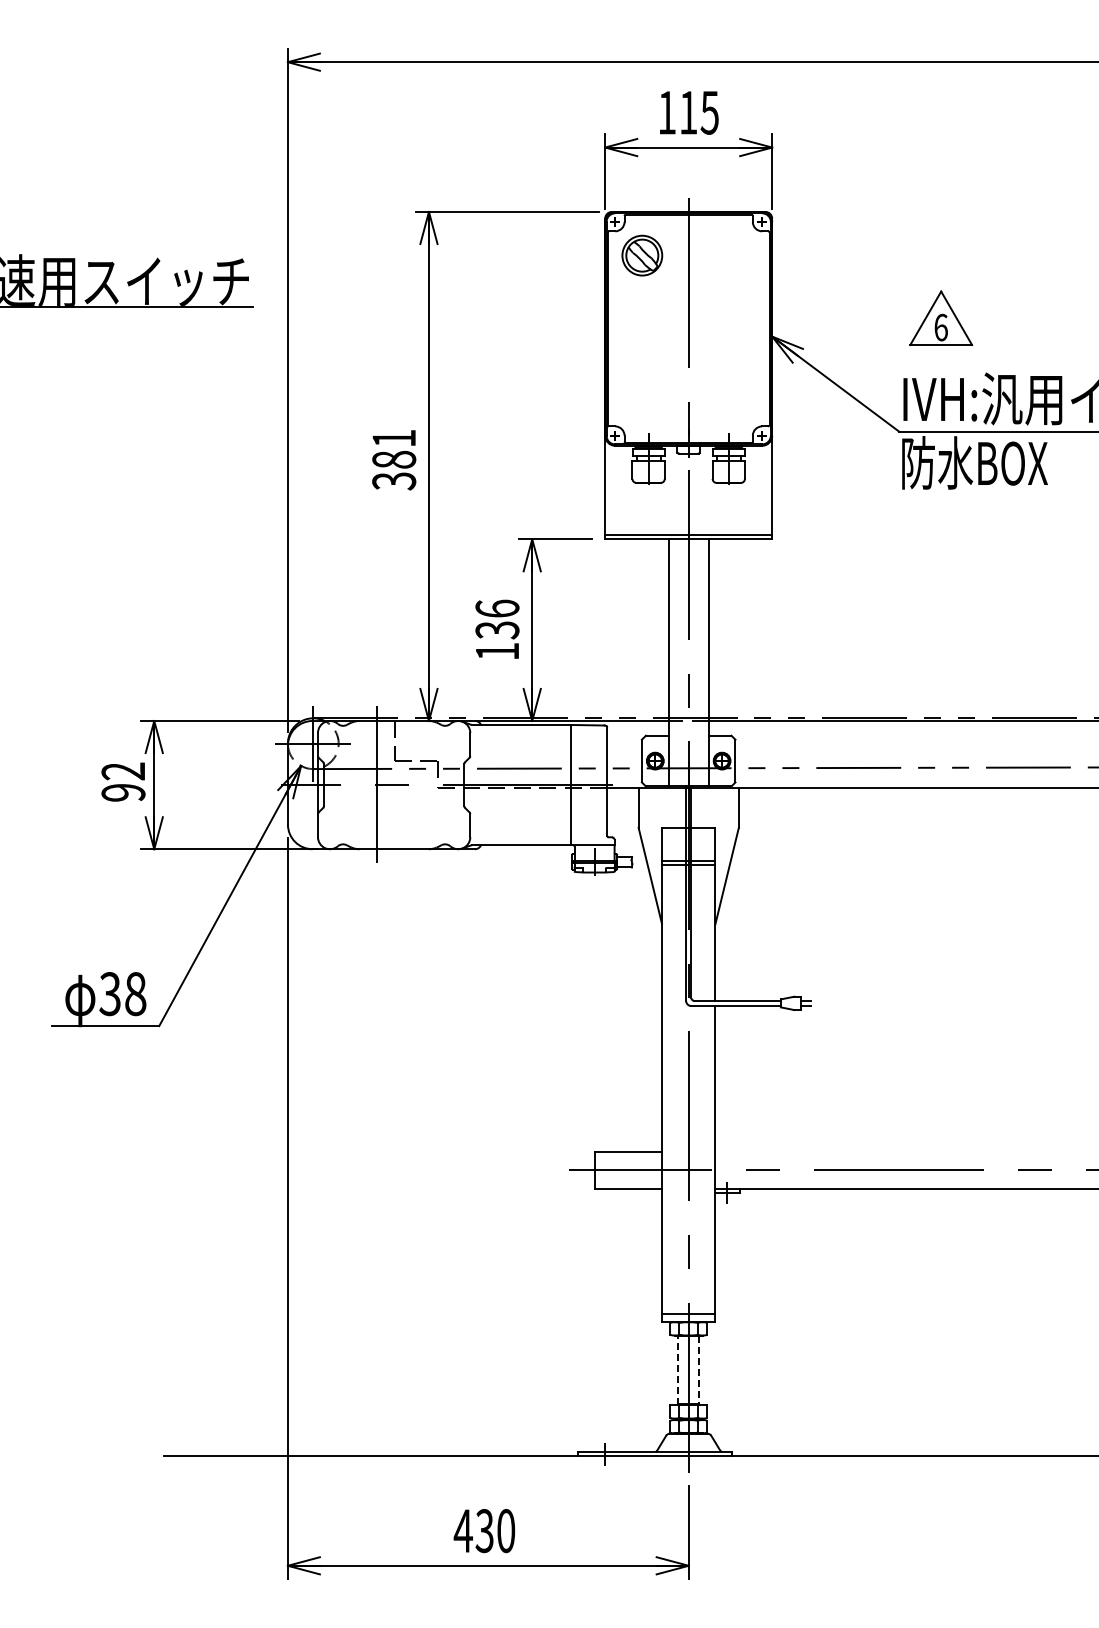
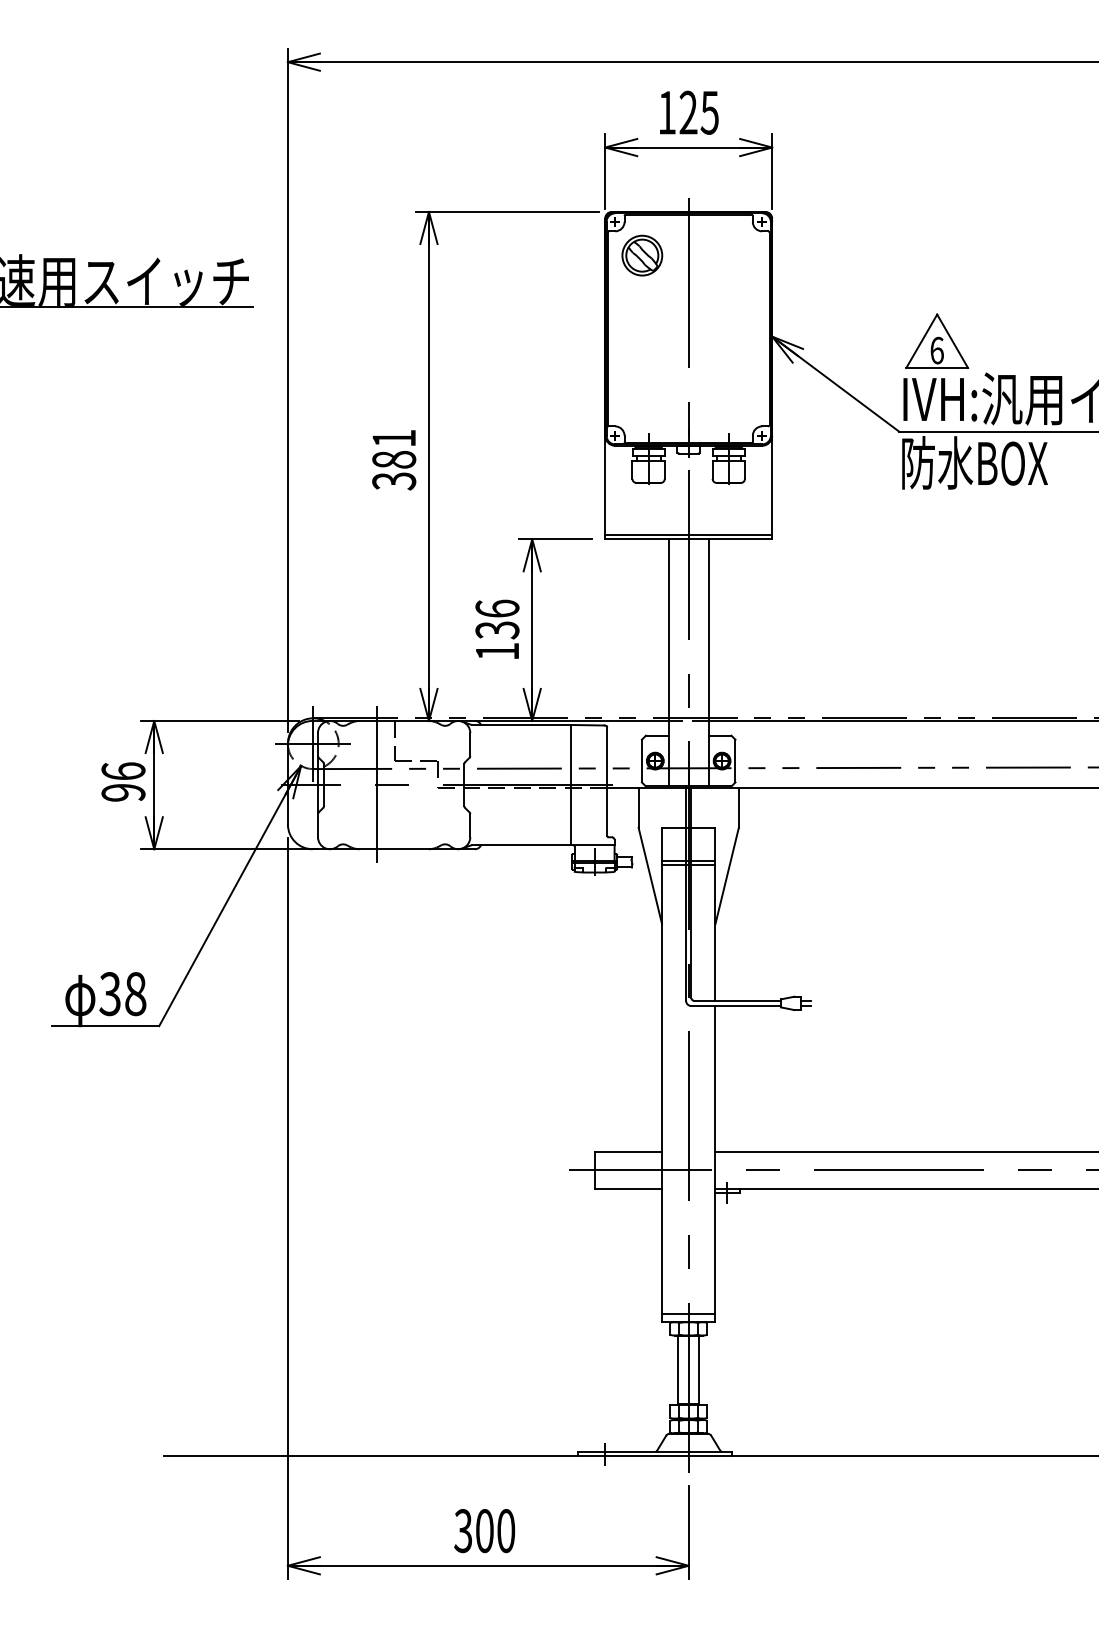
text: 115 -> 125 (688, 112)
part position: (941, 318) -> (937, 341) (937, 341)
text: 92 -> 96 (123, 771)
line: none -> present (905, 1152)
line: dashed -> solid (678, 1370)
line: dashed -> solid (699, 1370)
text: 430 -> 300 (473, 1531)
